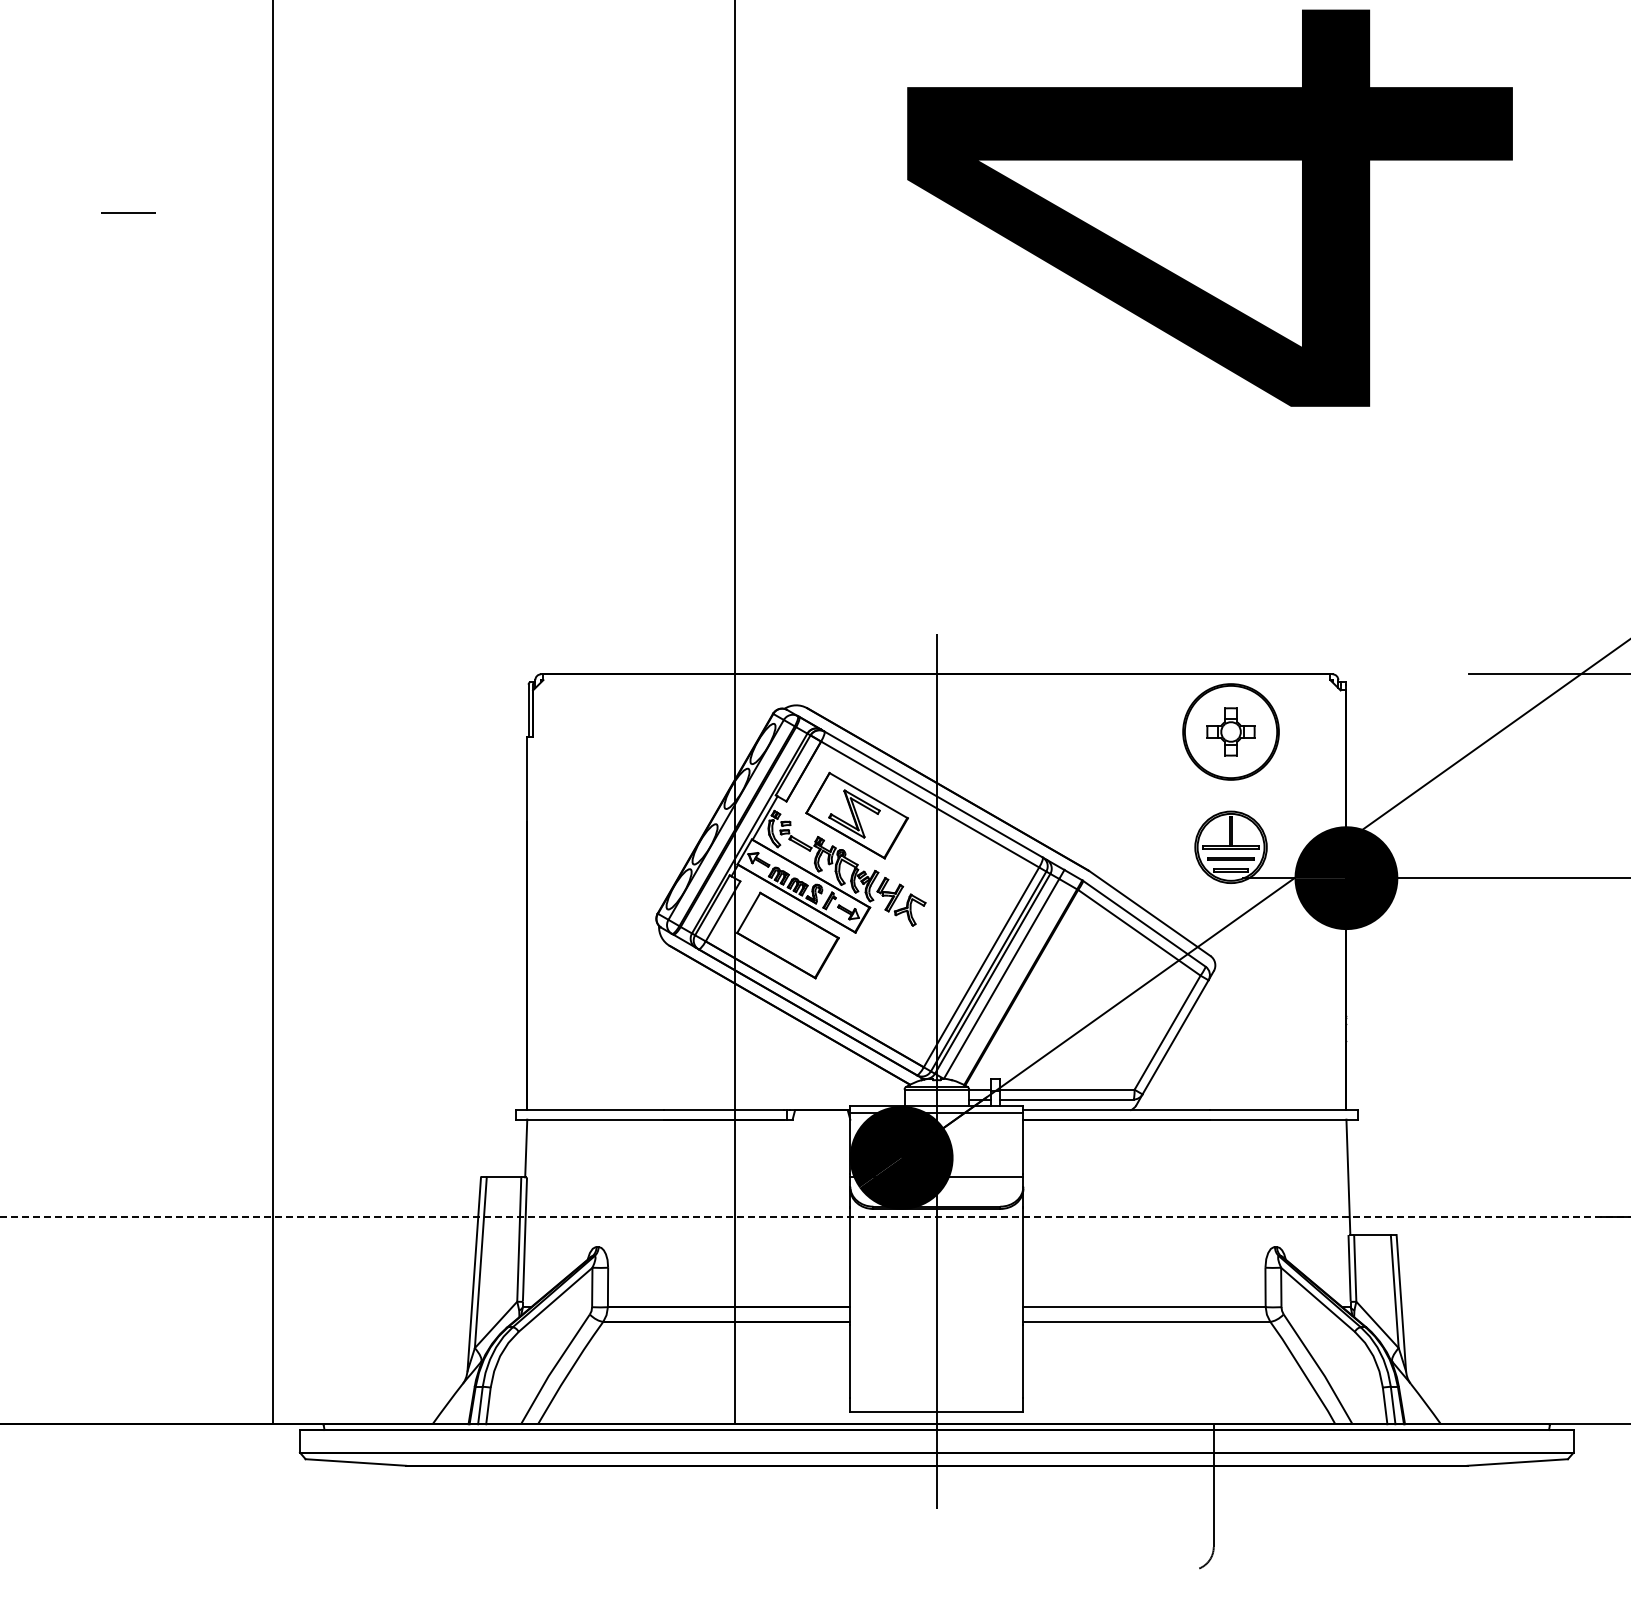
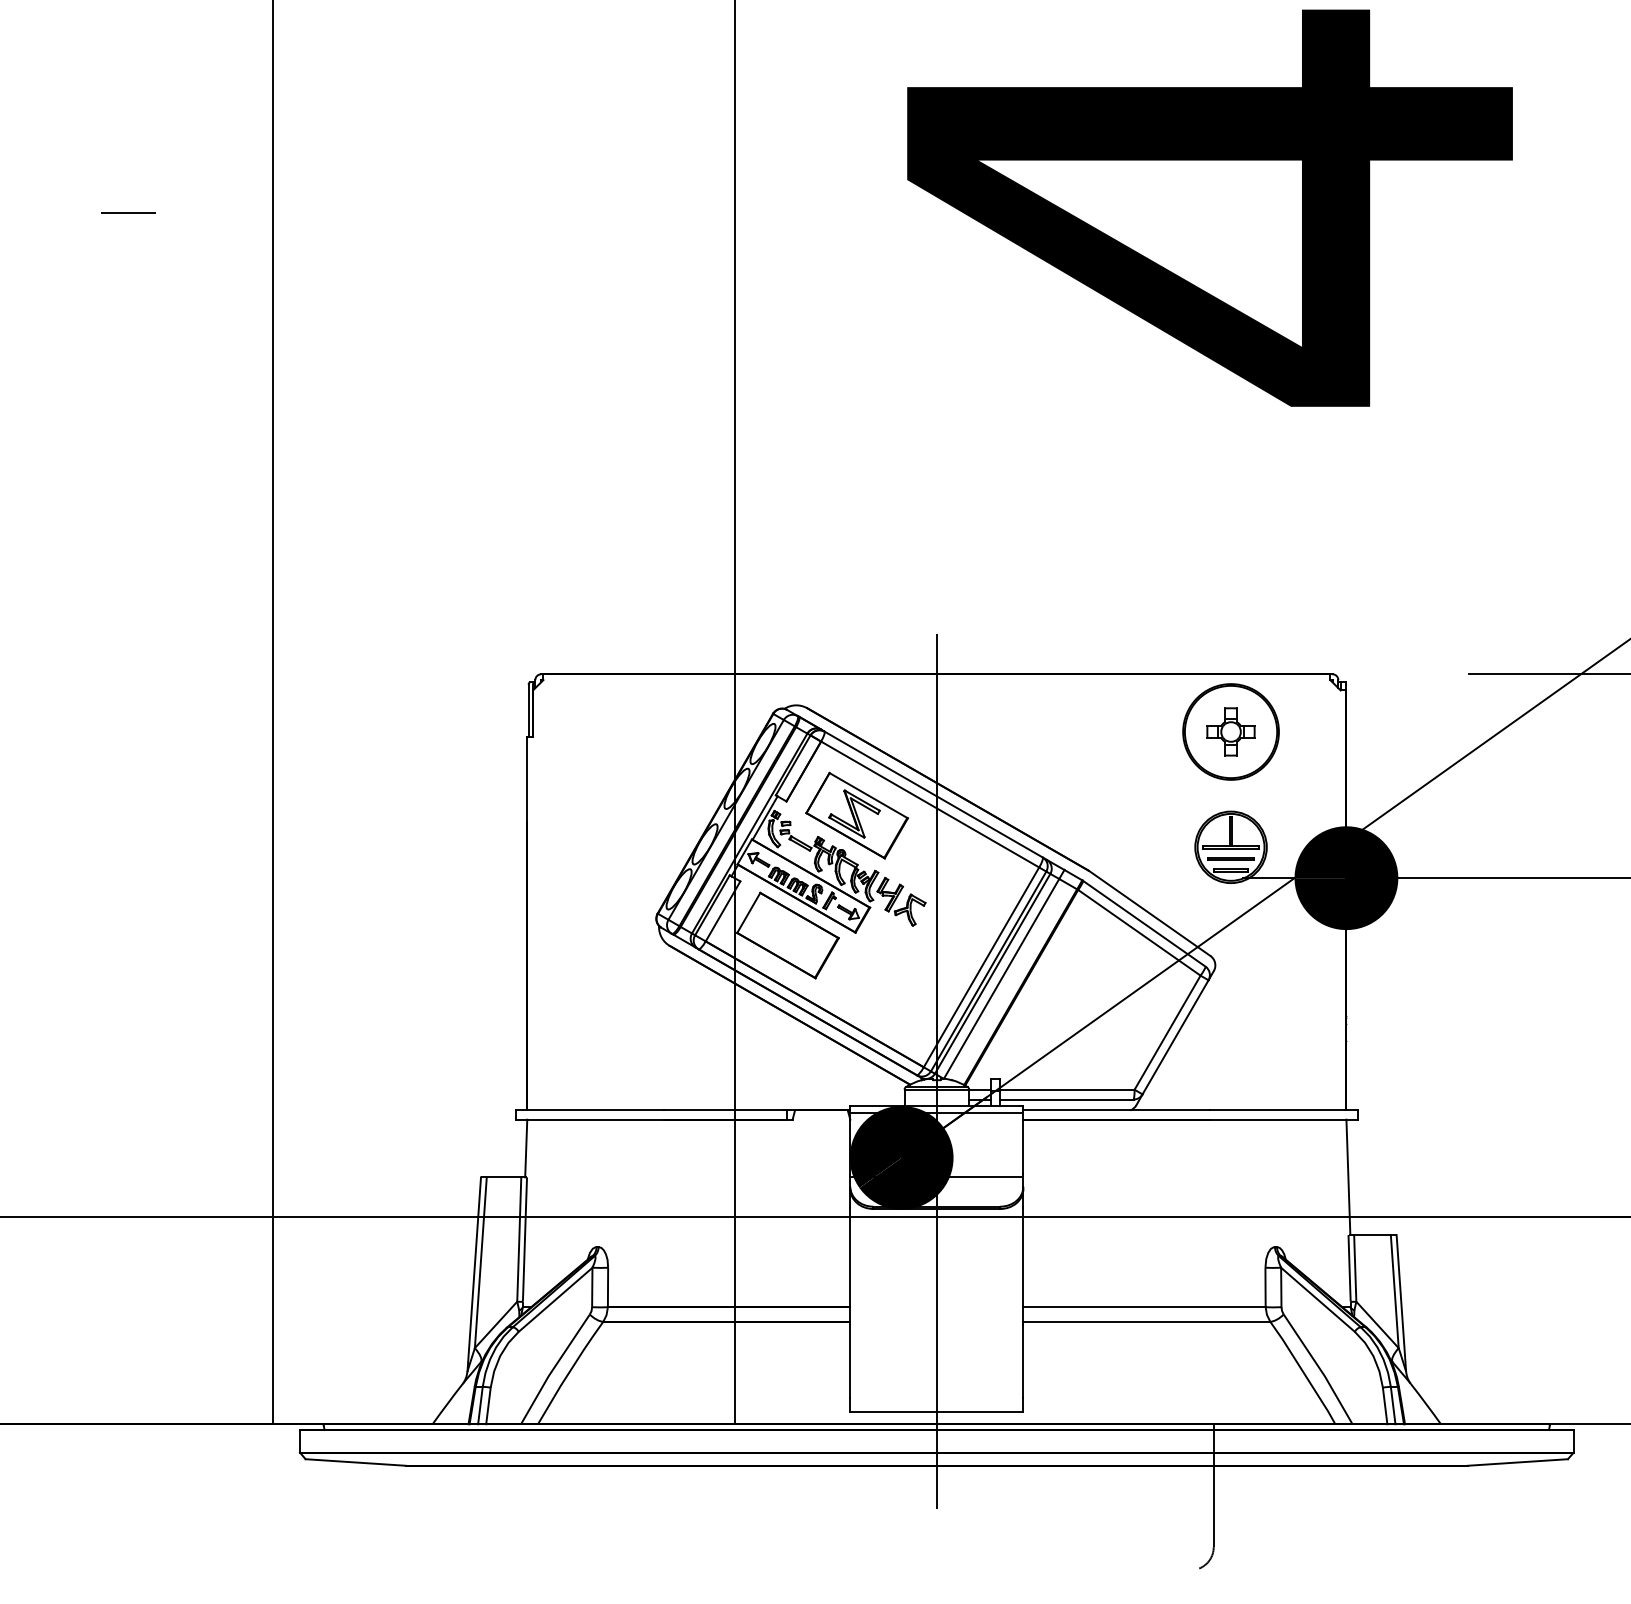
line: dashed -> solid (815, 1216)
